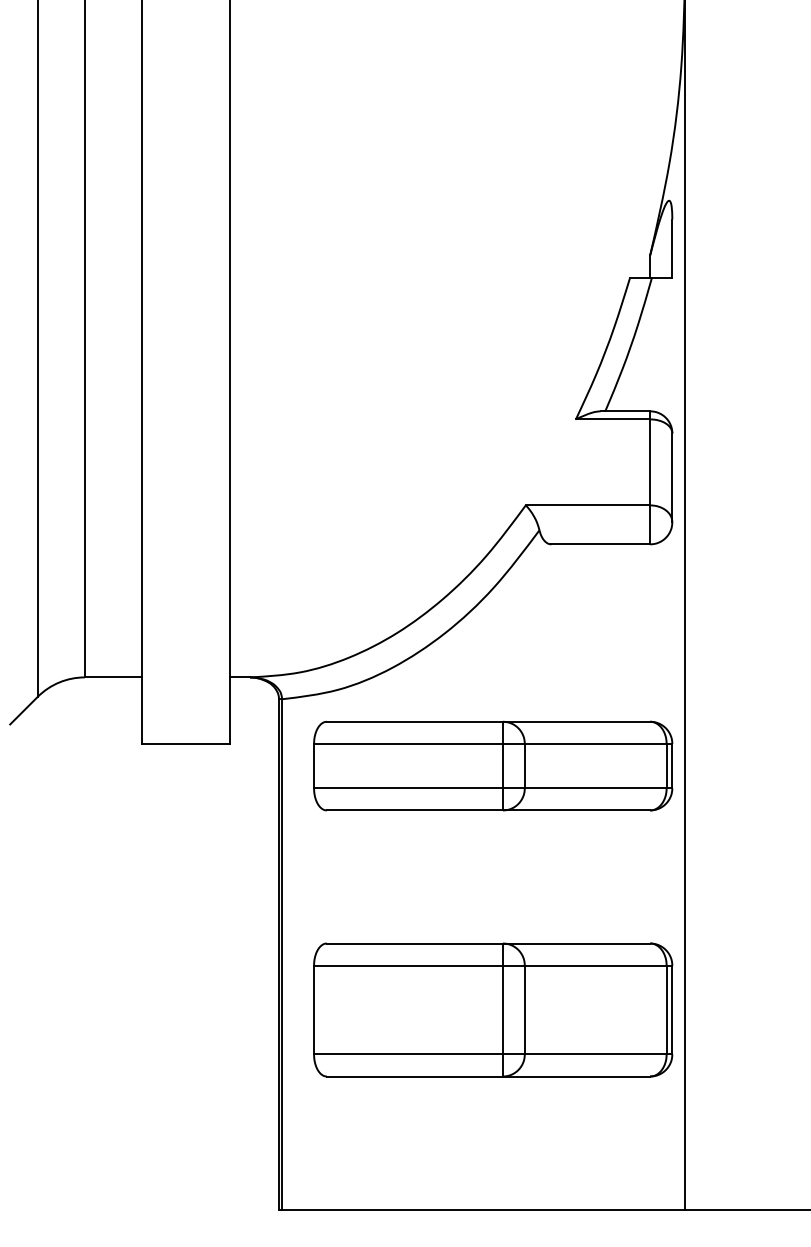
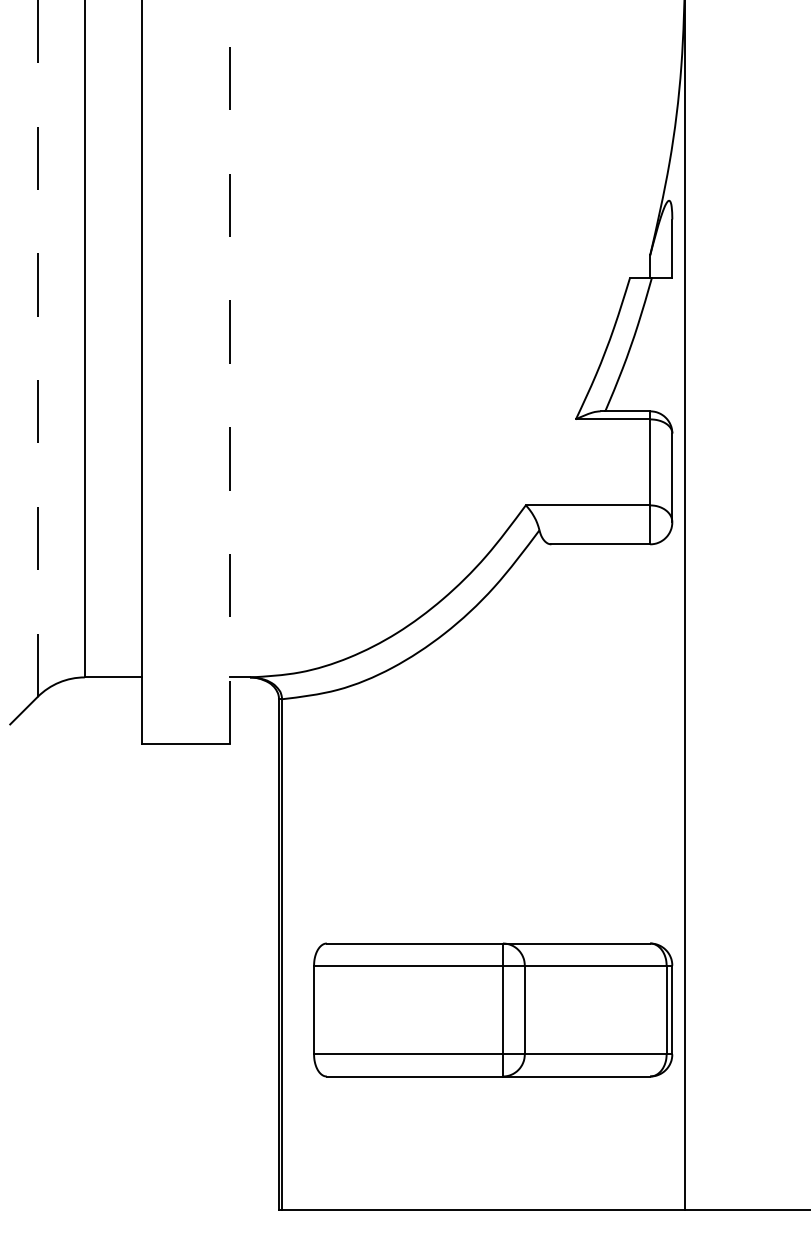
line: solid -> dashed (37, 347)
line: solid -> dashed (230, 372)
part: present -> none (493, 765)
